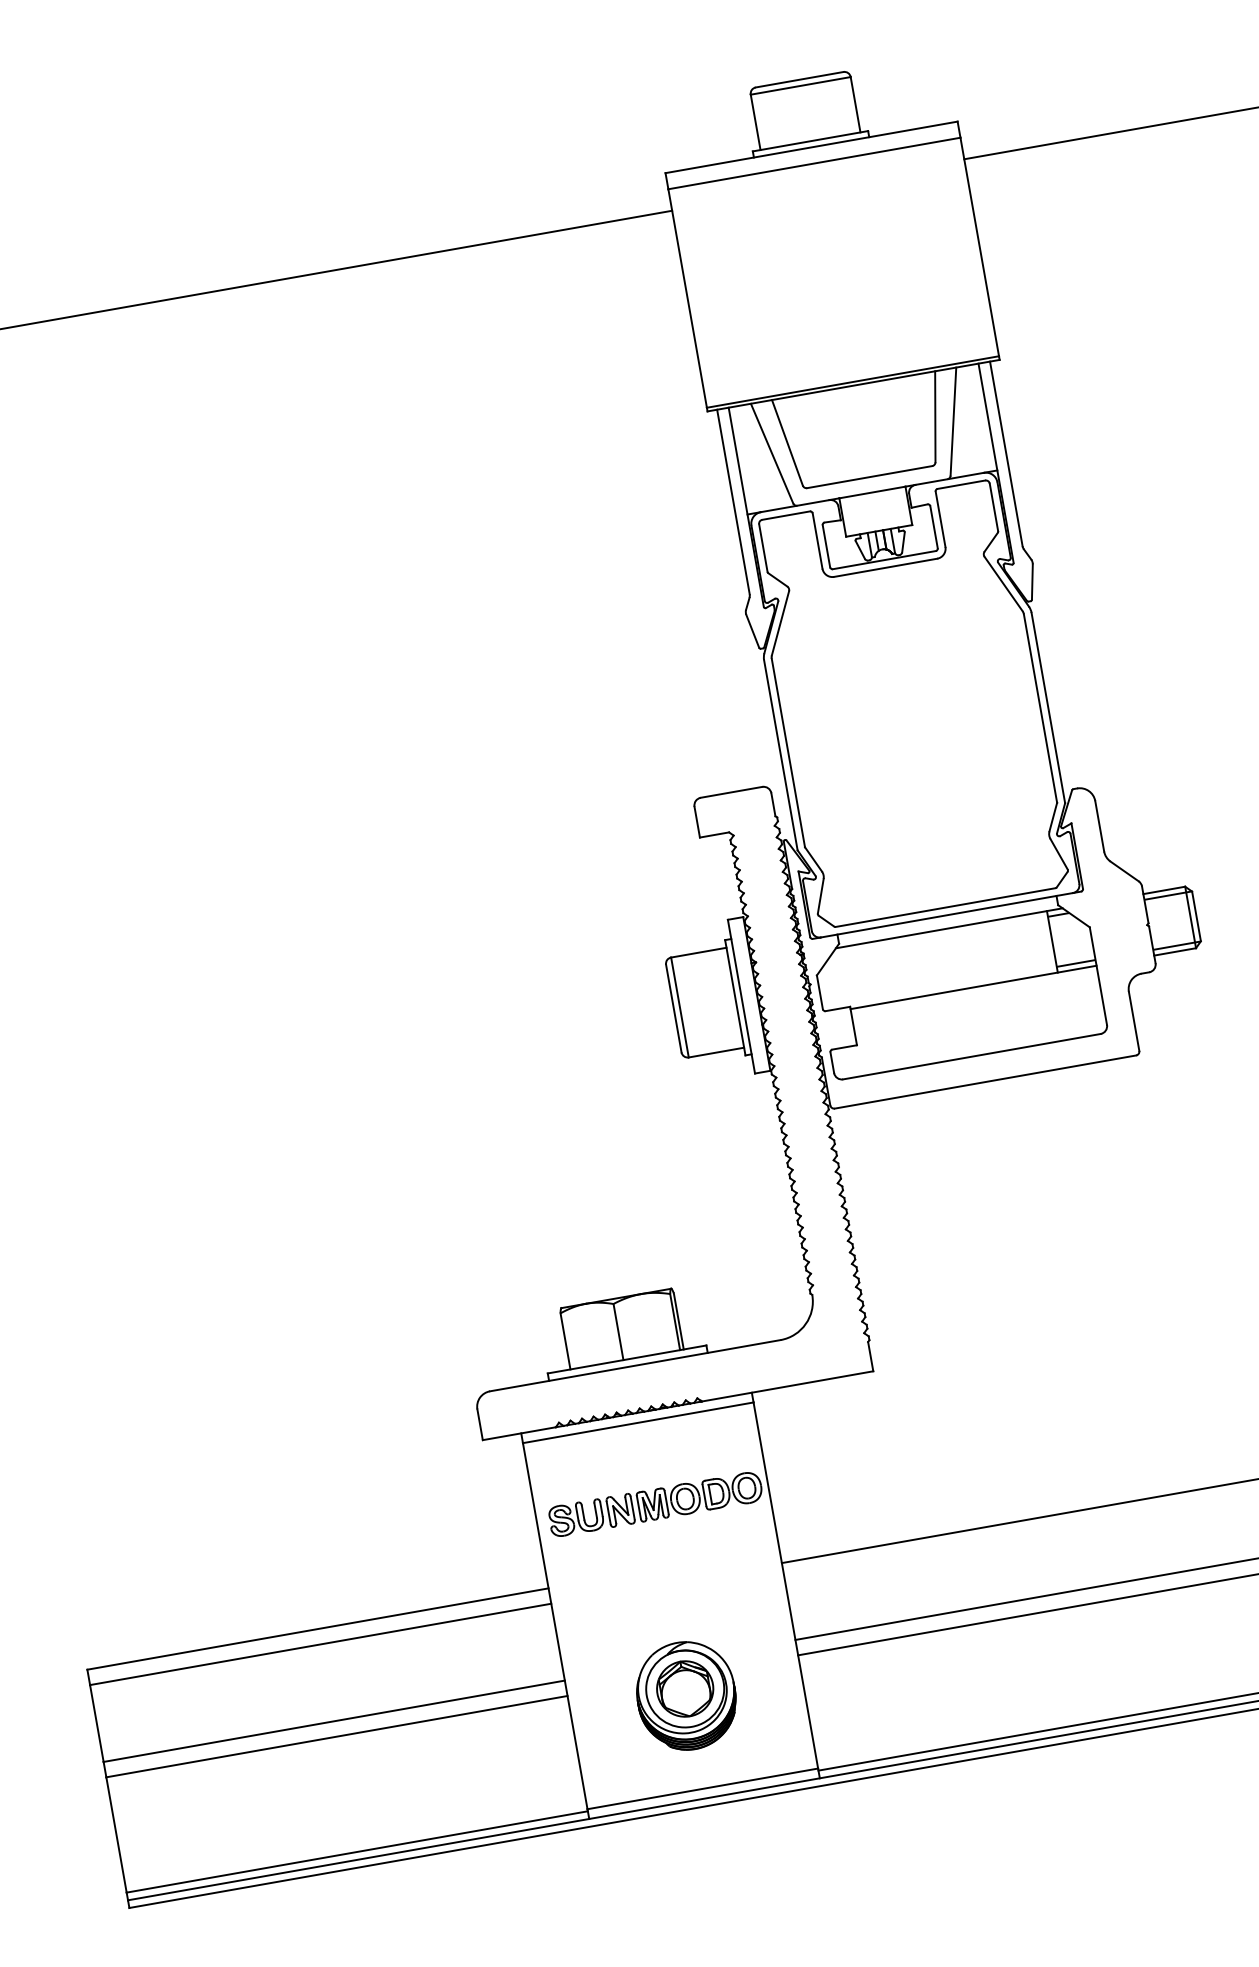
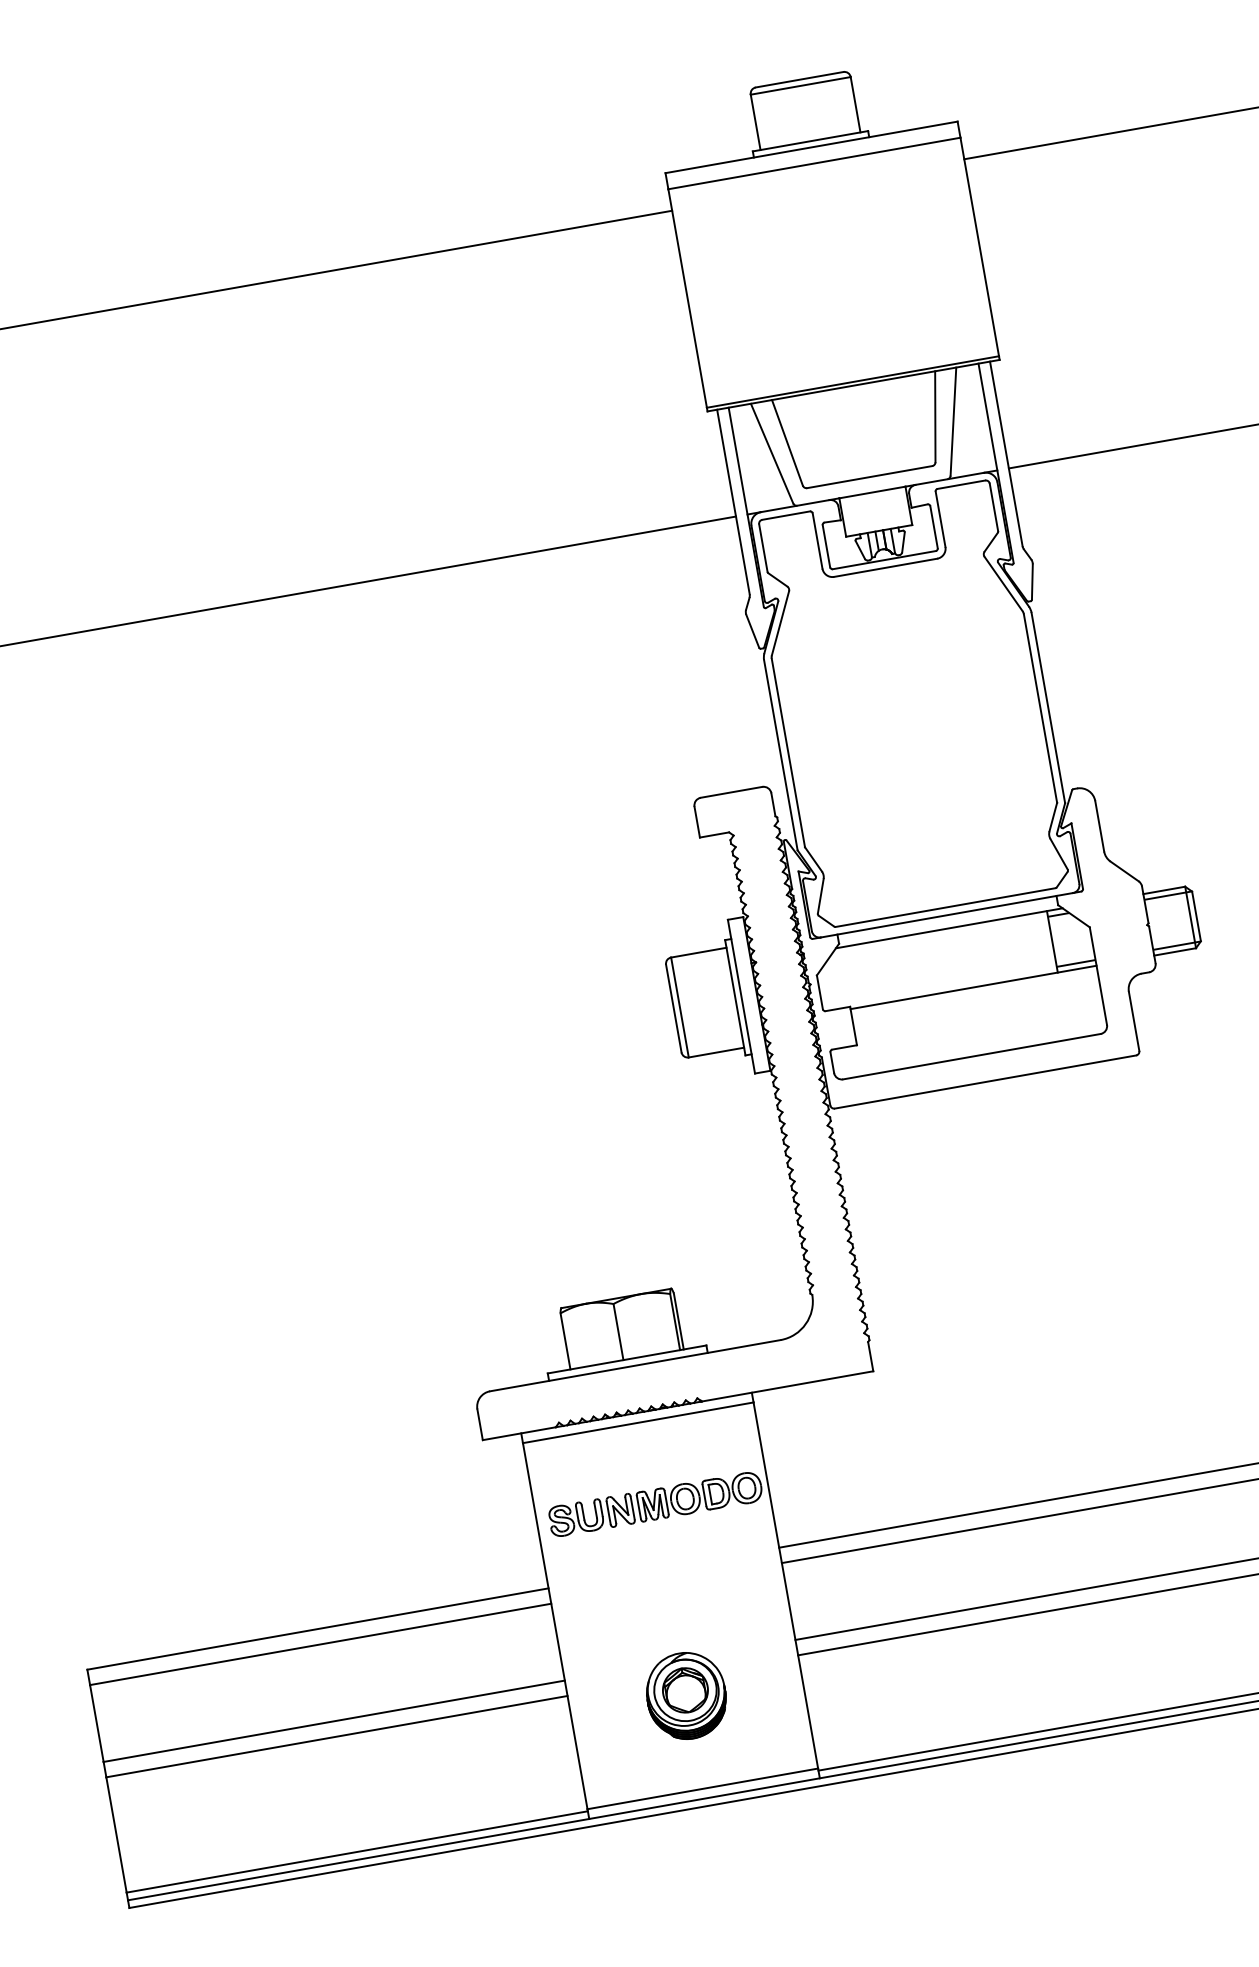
line: none -> present (1131, 446)
line: none -> present (369, 580)
line: none -> present (1017, 1505)
part size: 101x110 px -> 81x88 px (686, 1695)
